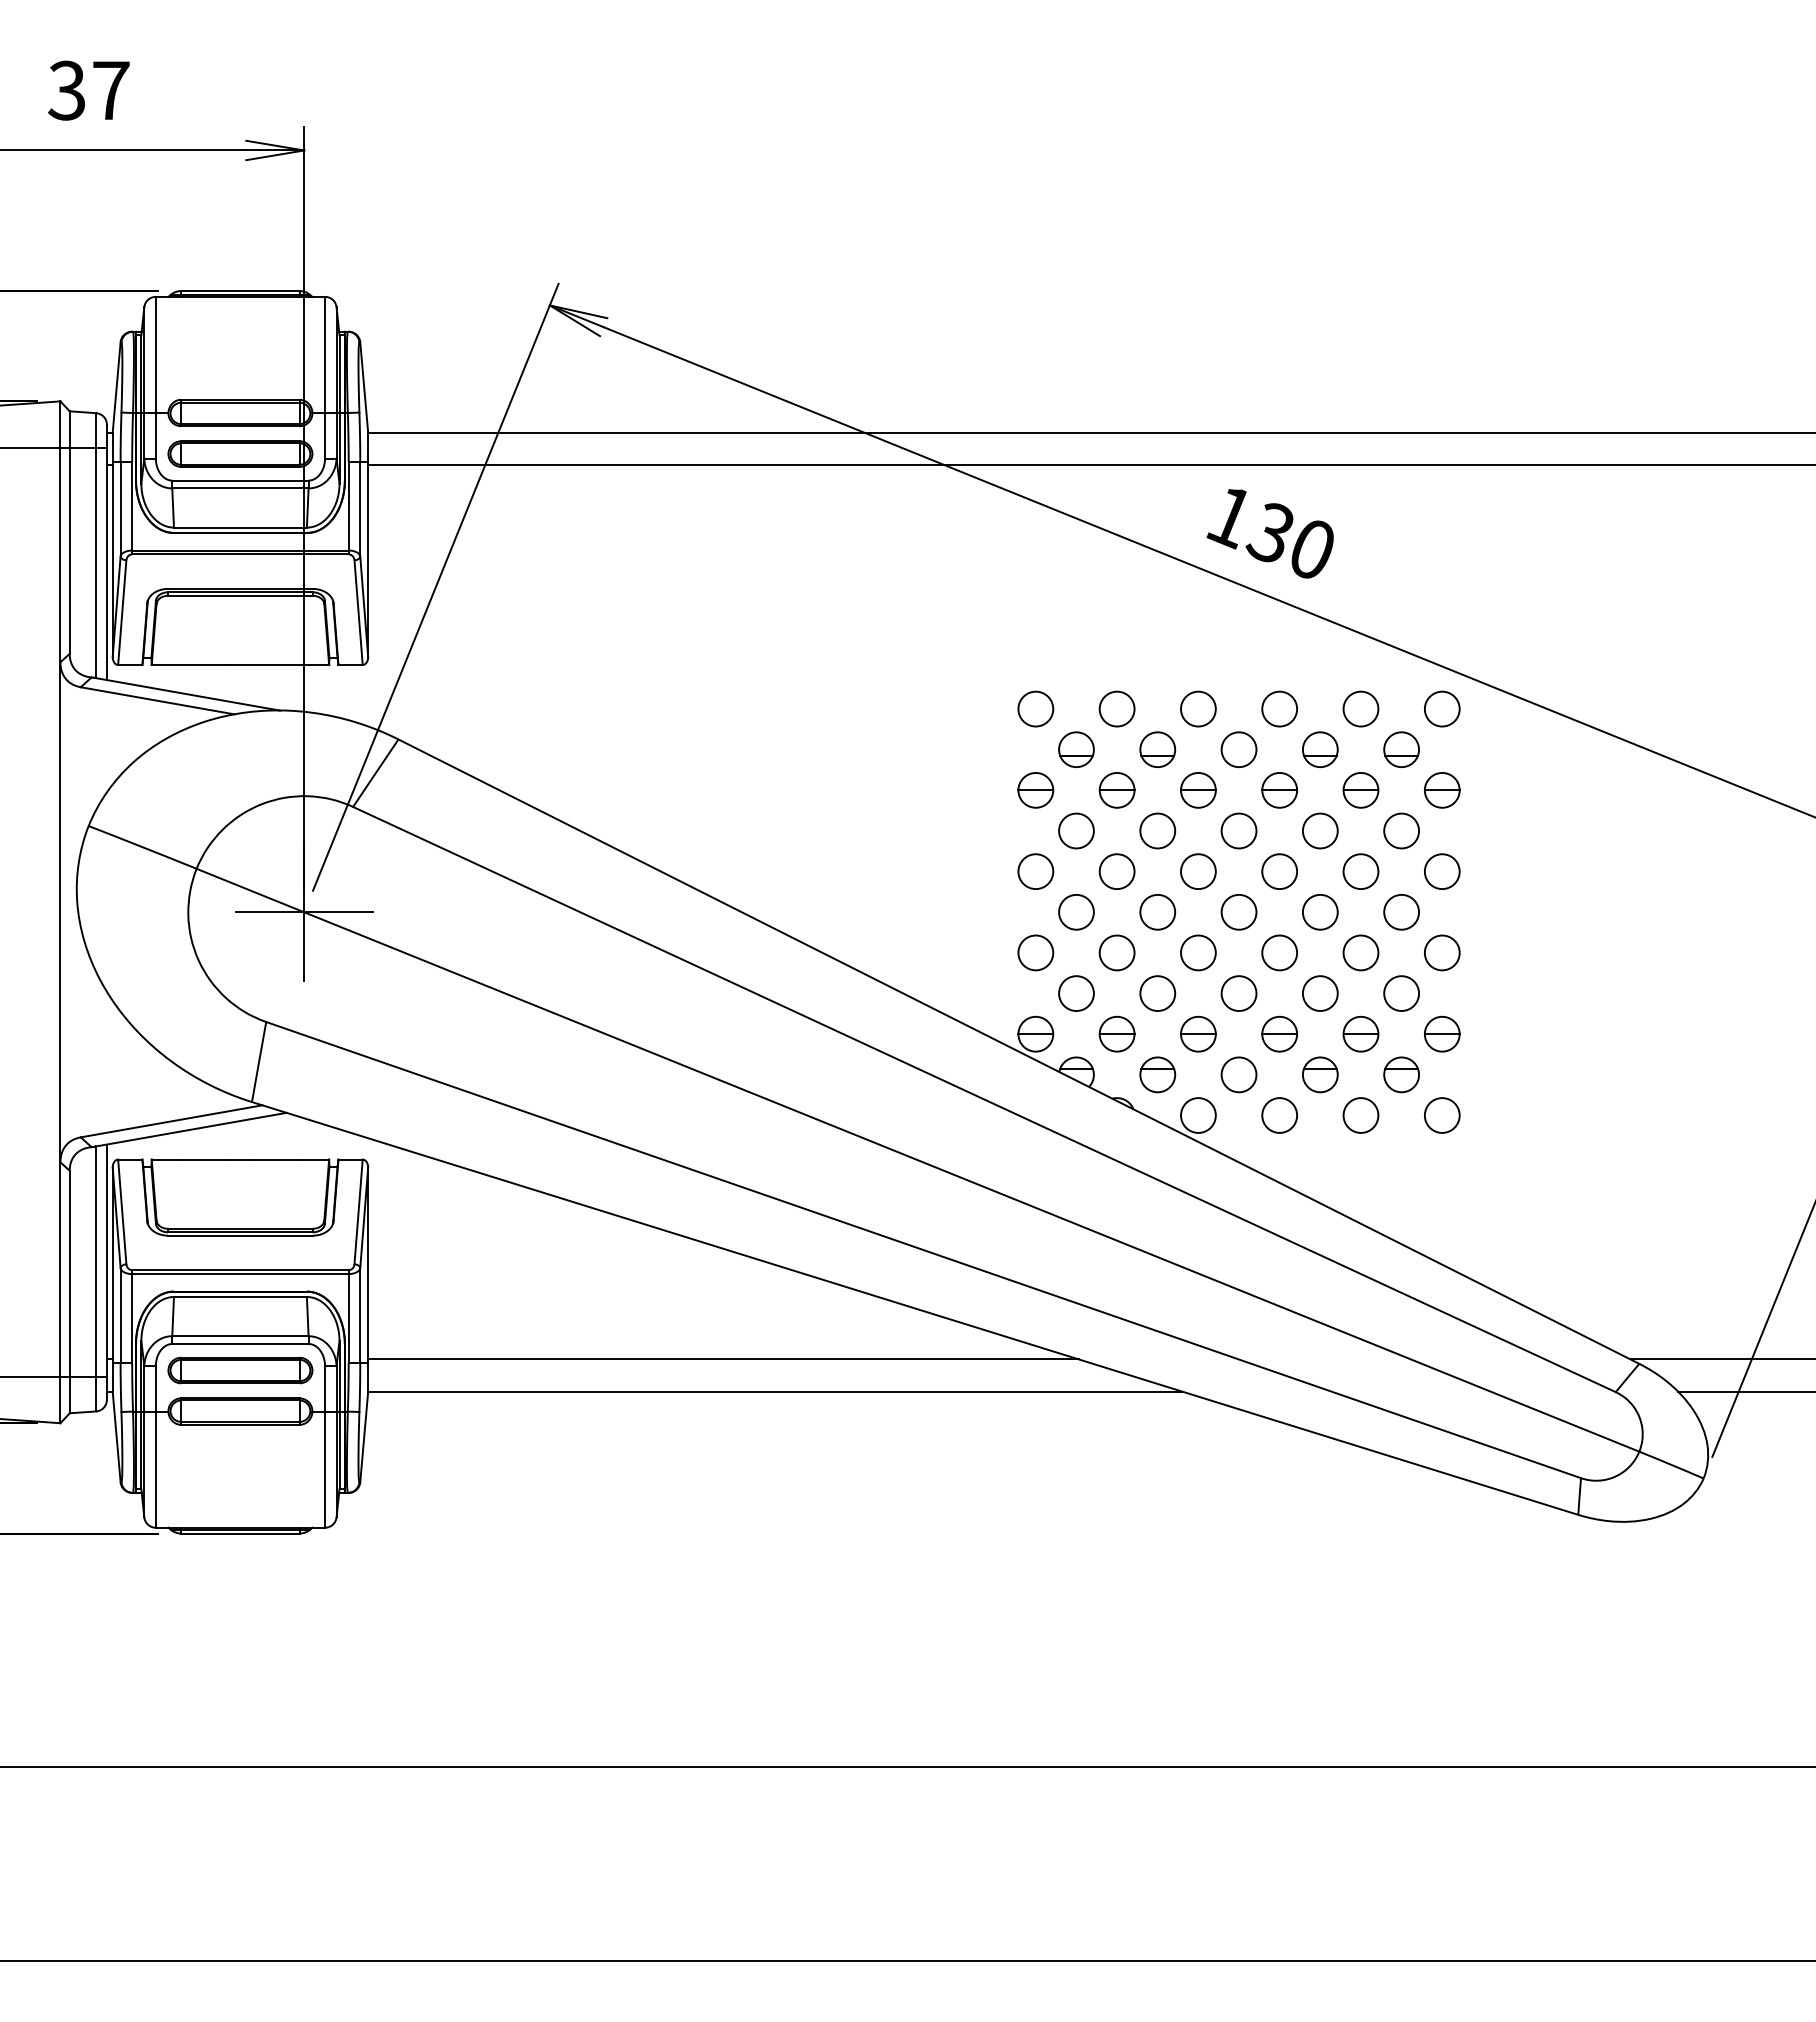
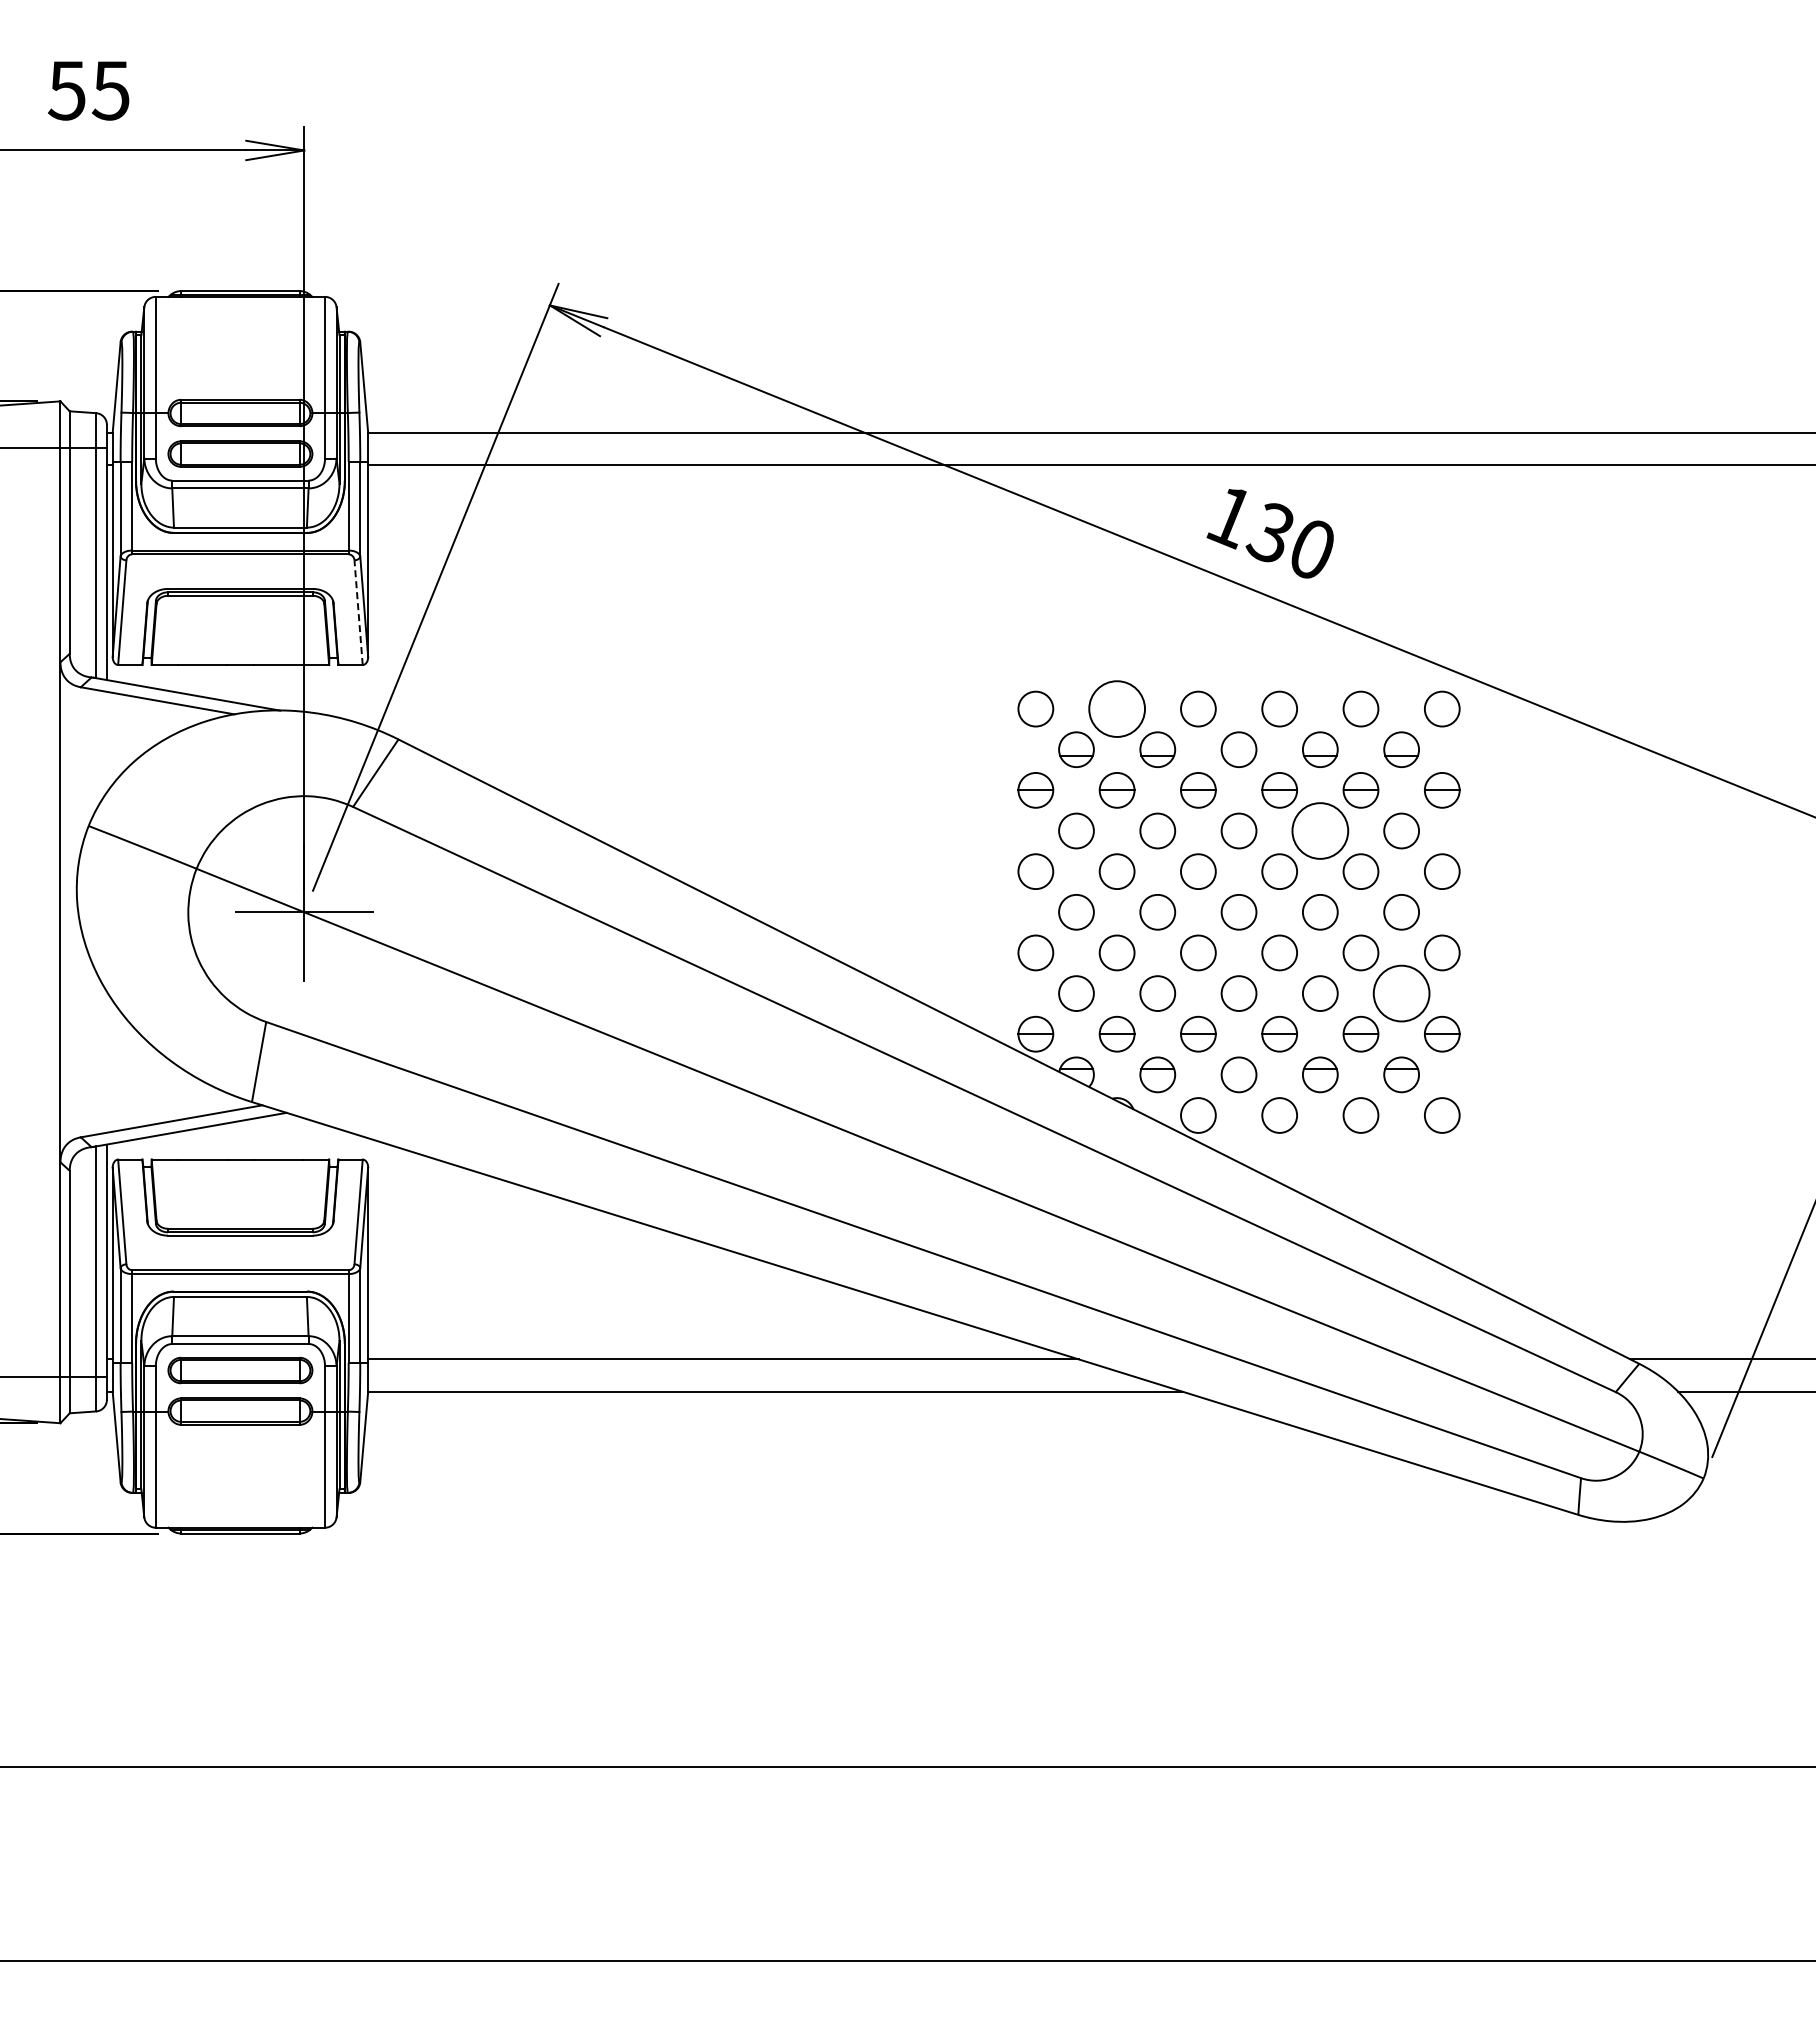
text: 37 -> 55 (88, 90)
line: solid -> dashed (358, 612)
circle diameter: 35 px -> 56 px (1117, 708)
circle diameter: 35 px -> 56 px (1320, 830)
circle diameter: 35 px -> 56 px (1401, 993)
